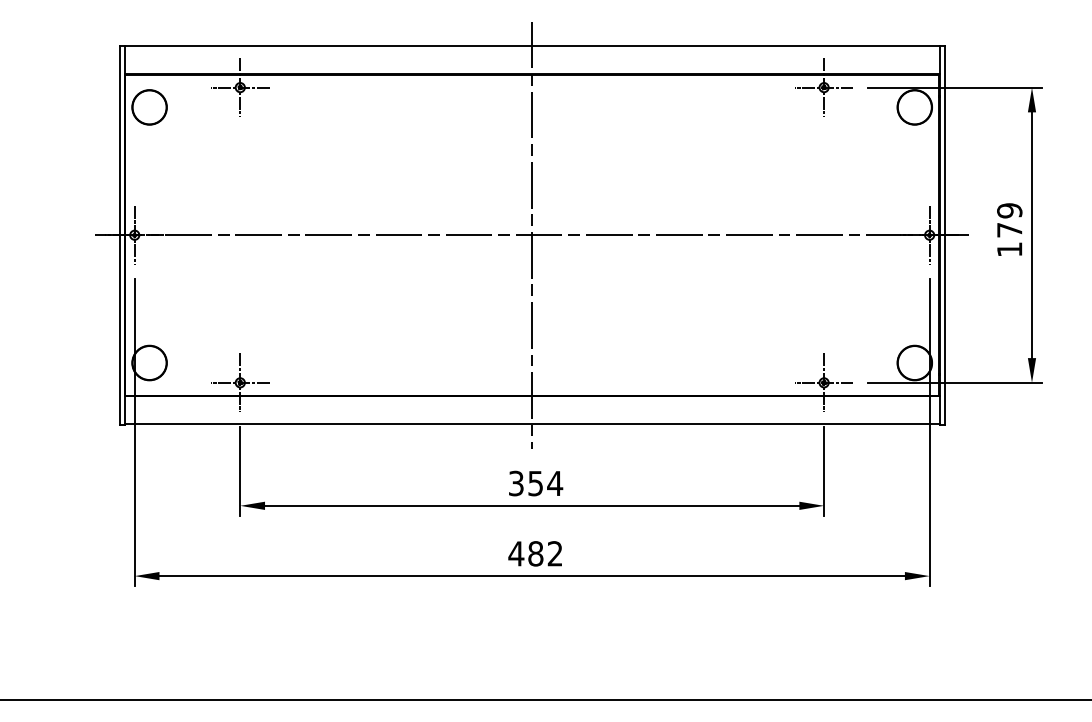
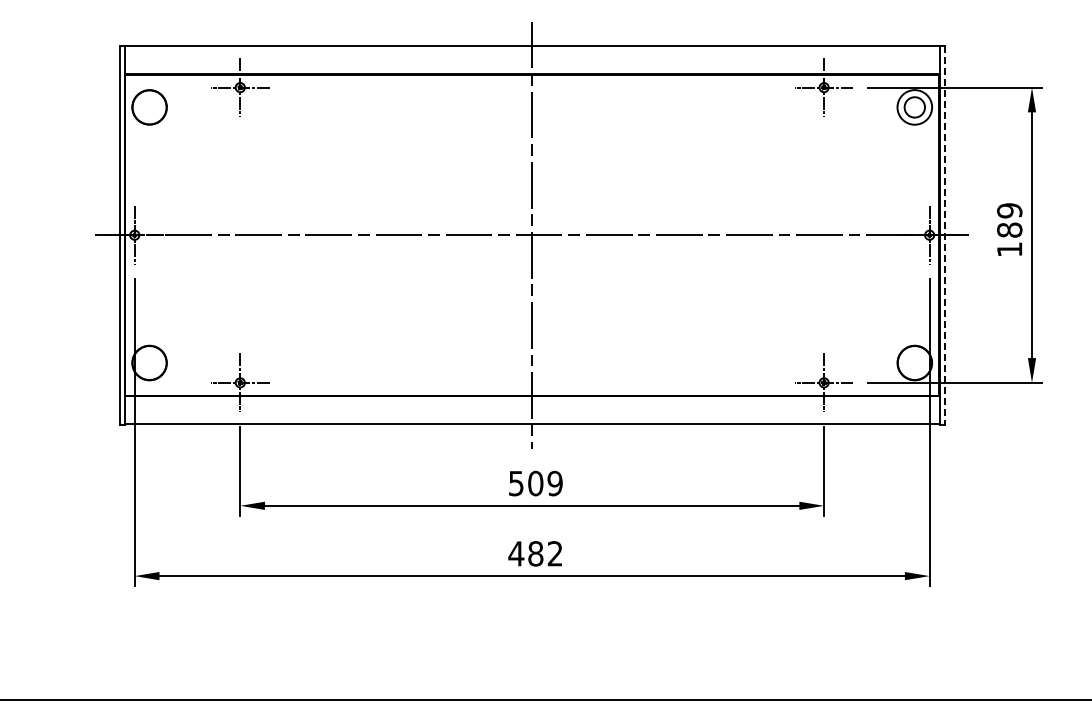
circle diameter: 34 px -> 20 px (914, 107)
text: 179 -> 189 (1009, 229)
line: solid -> dashed (944, 235)
text: 354 -> 509 (536, 483)
